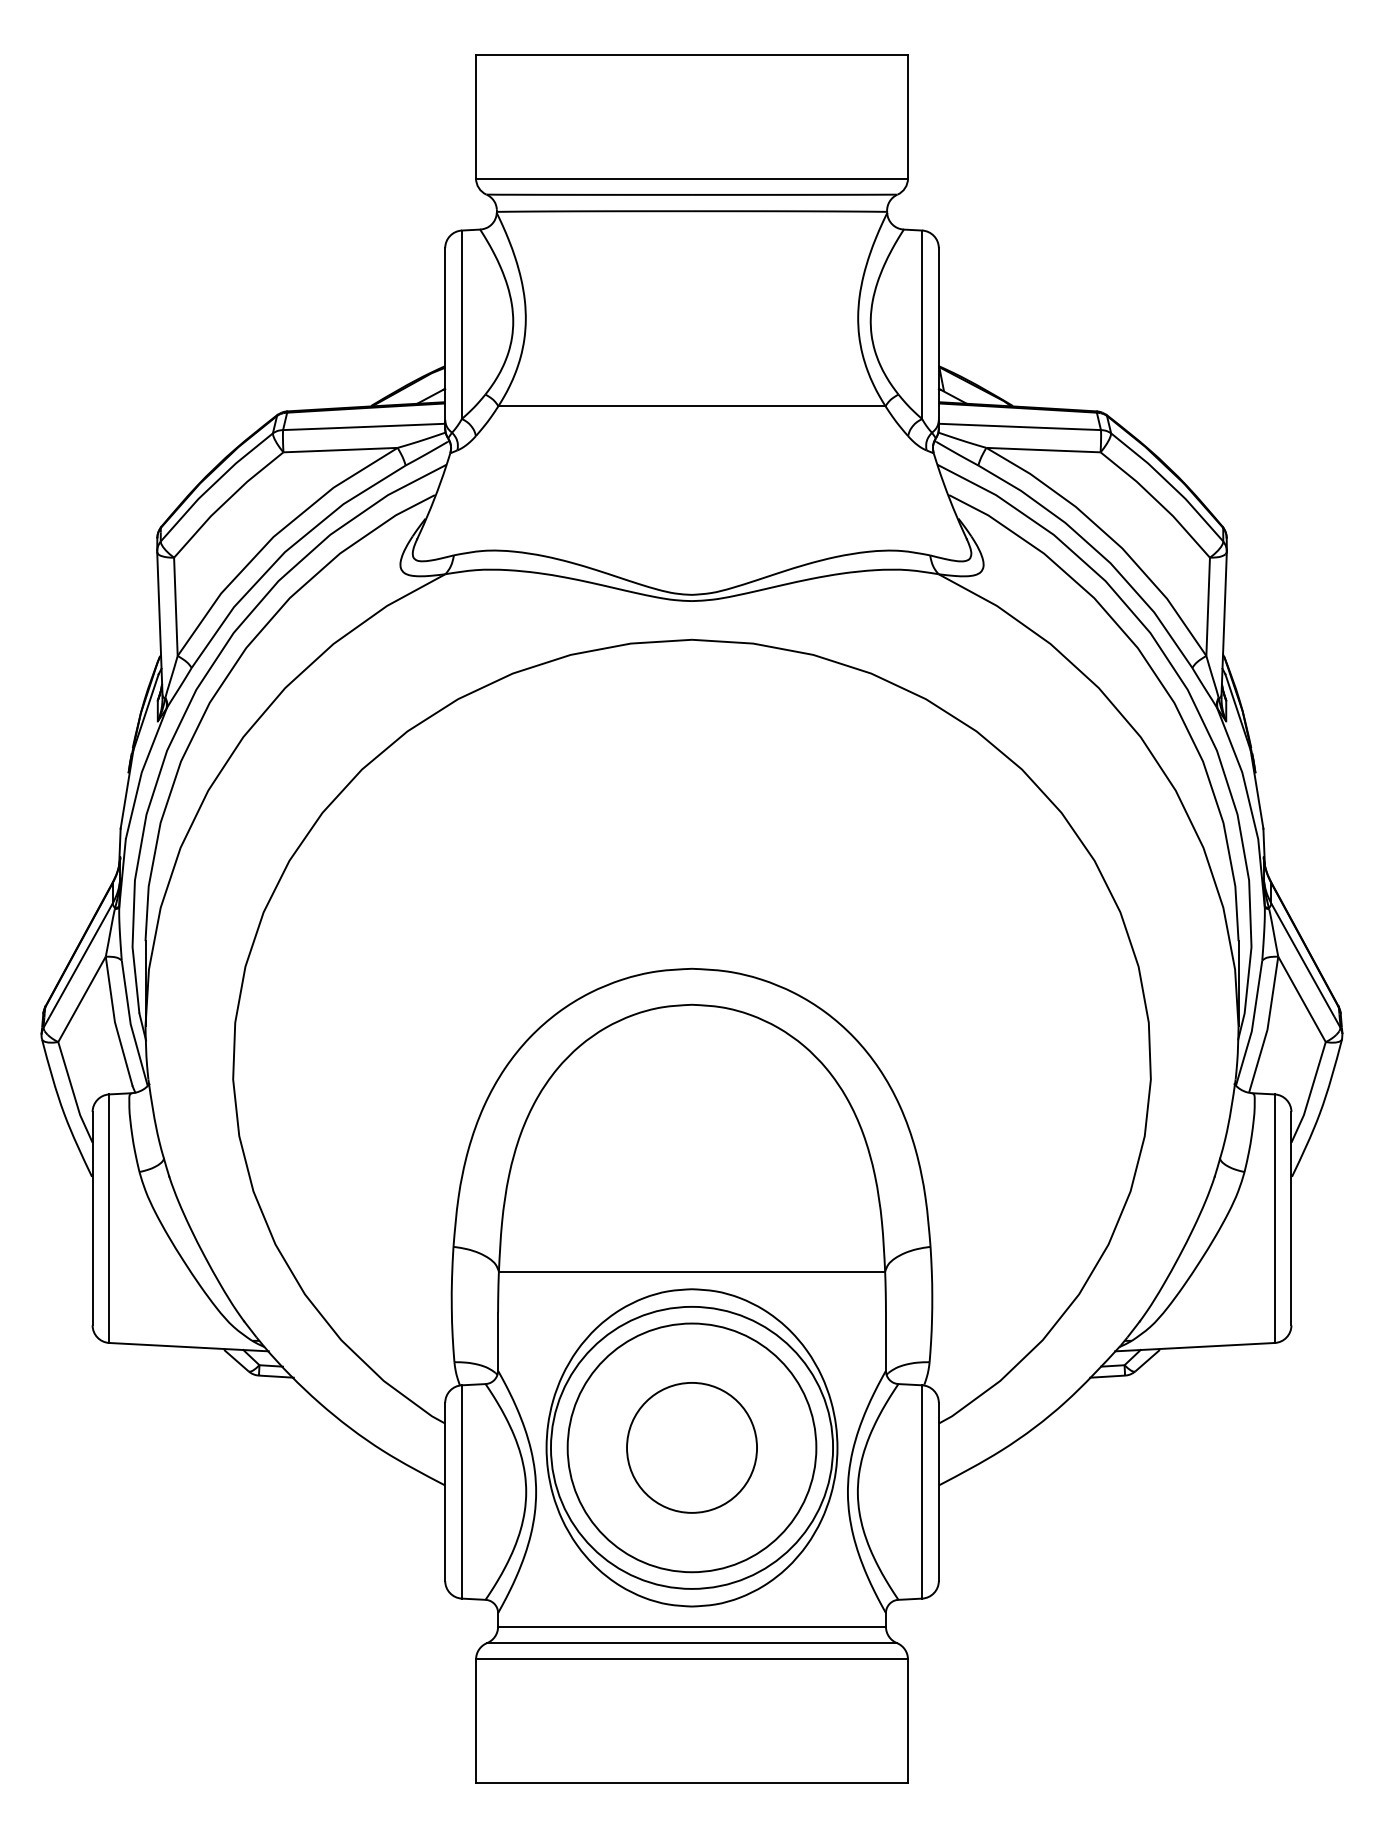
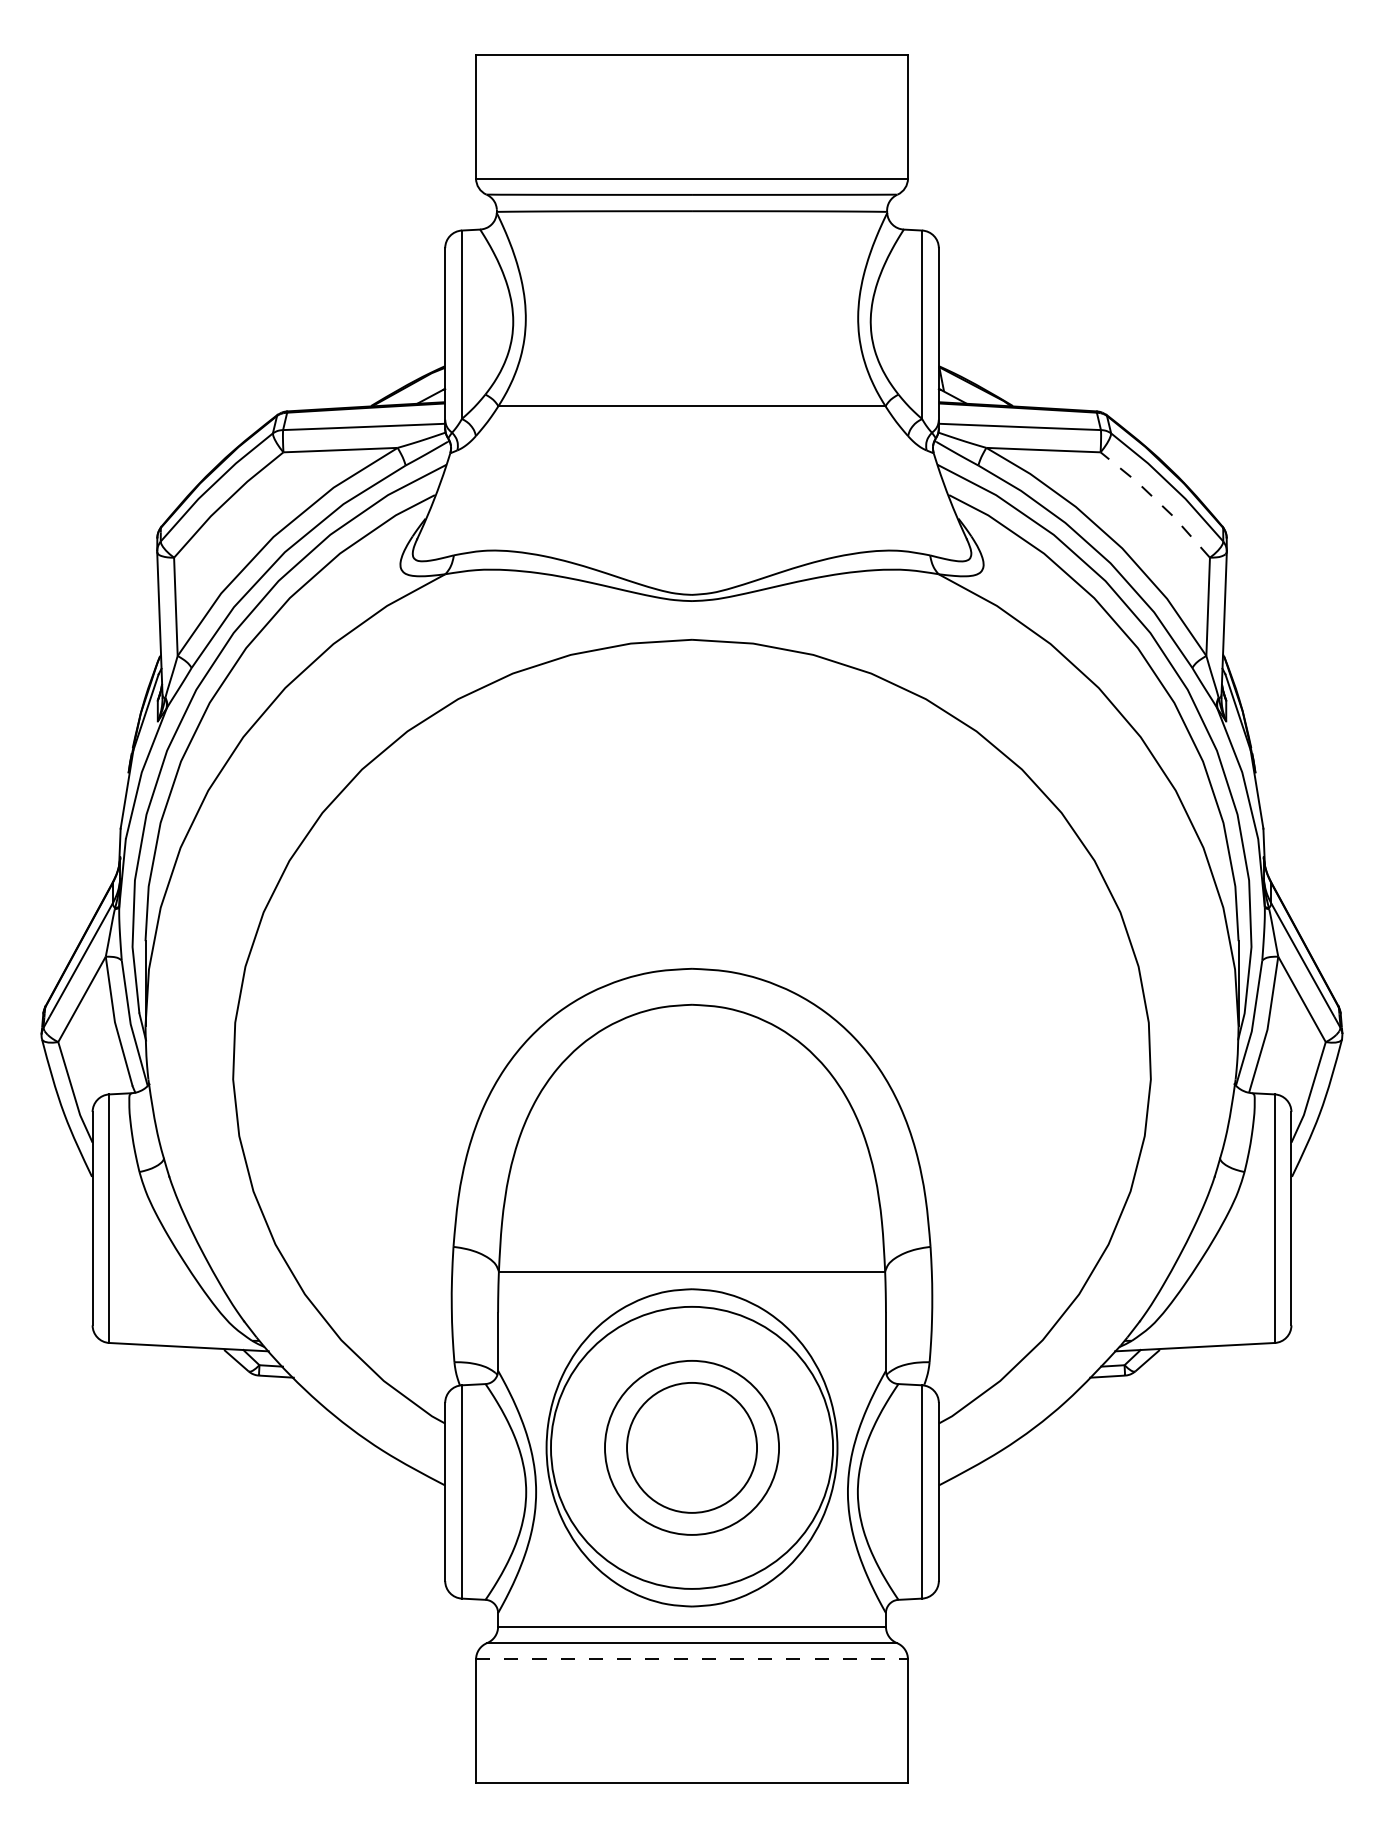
line: solid -> dashed (1158, 501)
circle diameter: 249 px -> 174 px (692, 1447)
line: solid -> dashed (692, 1659)
